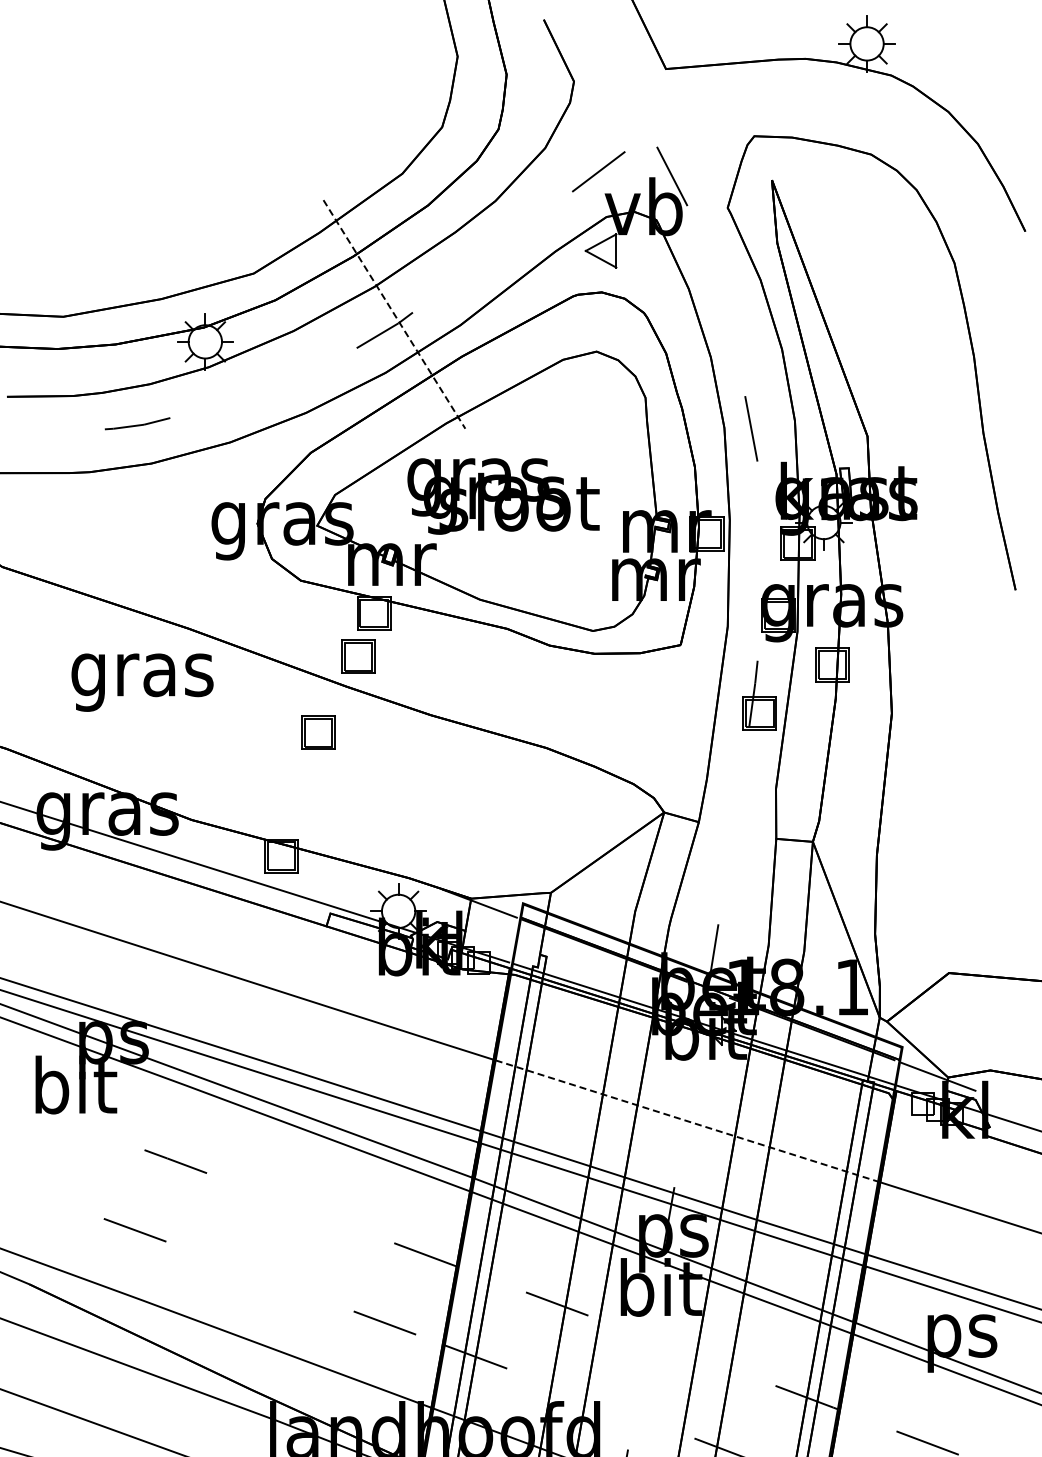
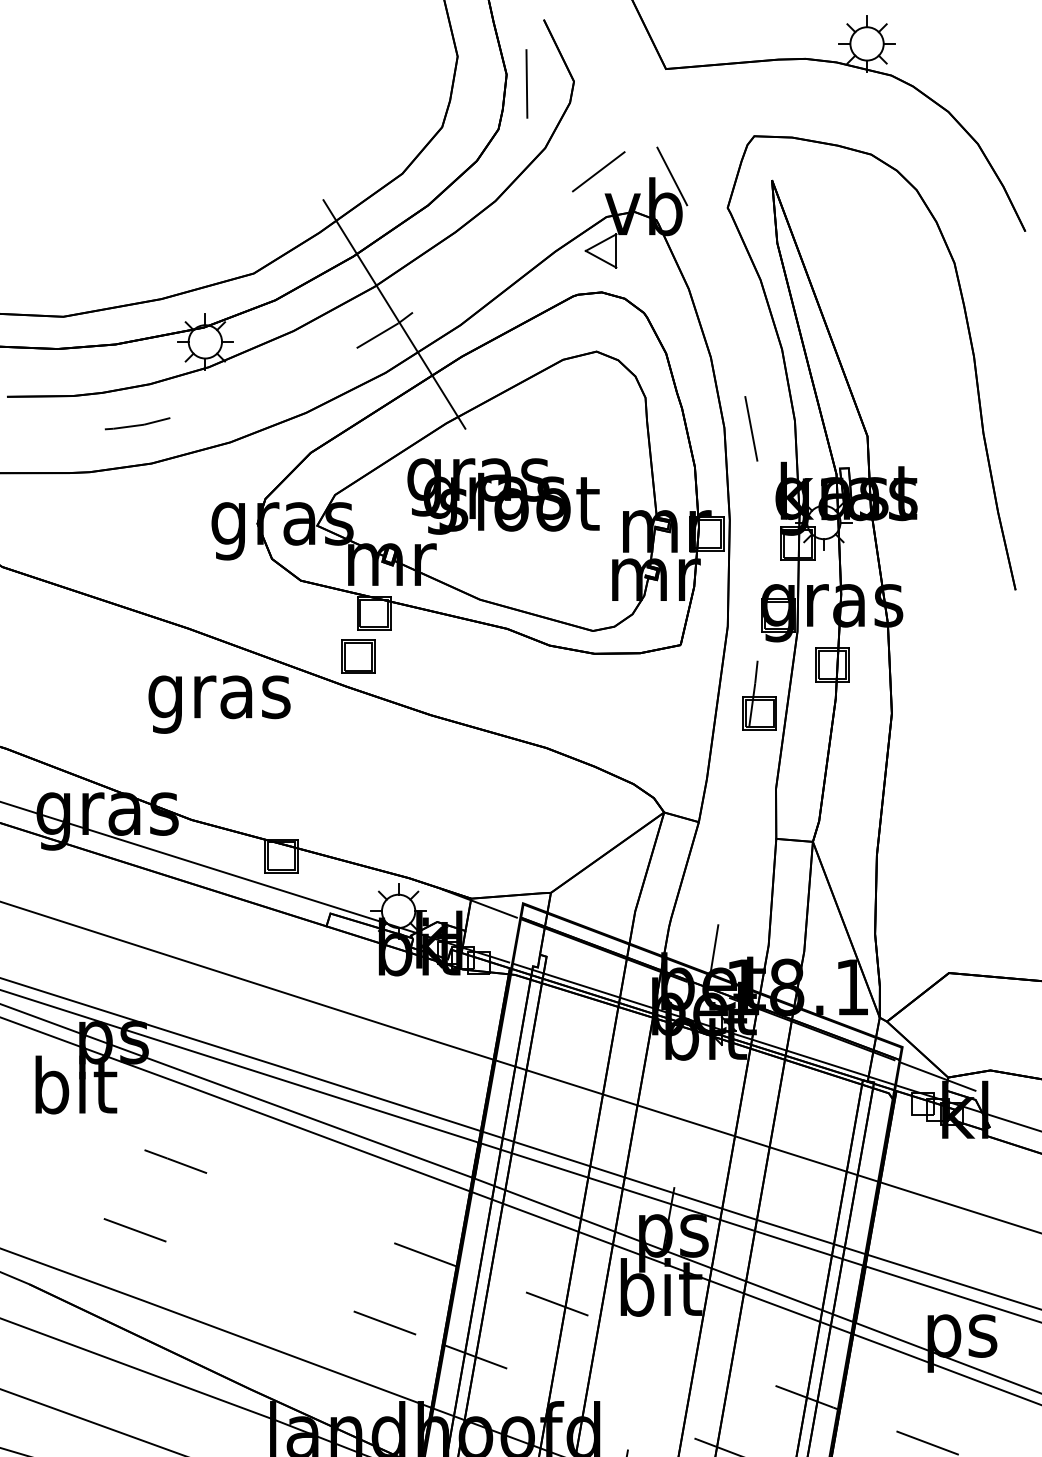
line: none -> present (526, 83)
line: dashed -> solid (394, 314)
text position: (142, 682) -> (219, 704) (219, 704)
part: present -> none (318, 732)
line: dashed -> solid (686, 1121)
